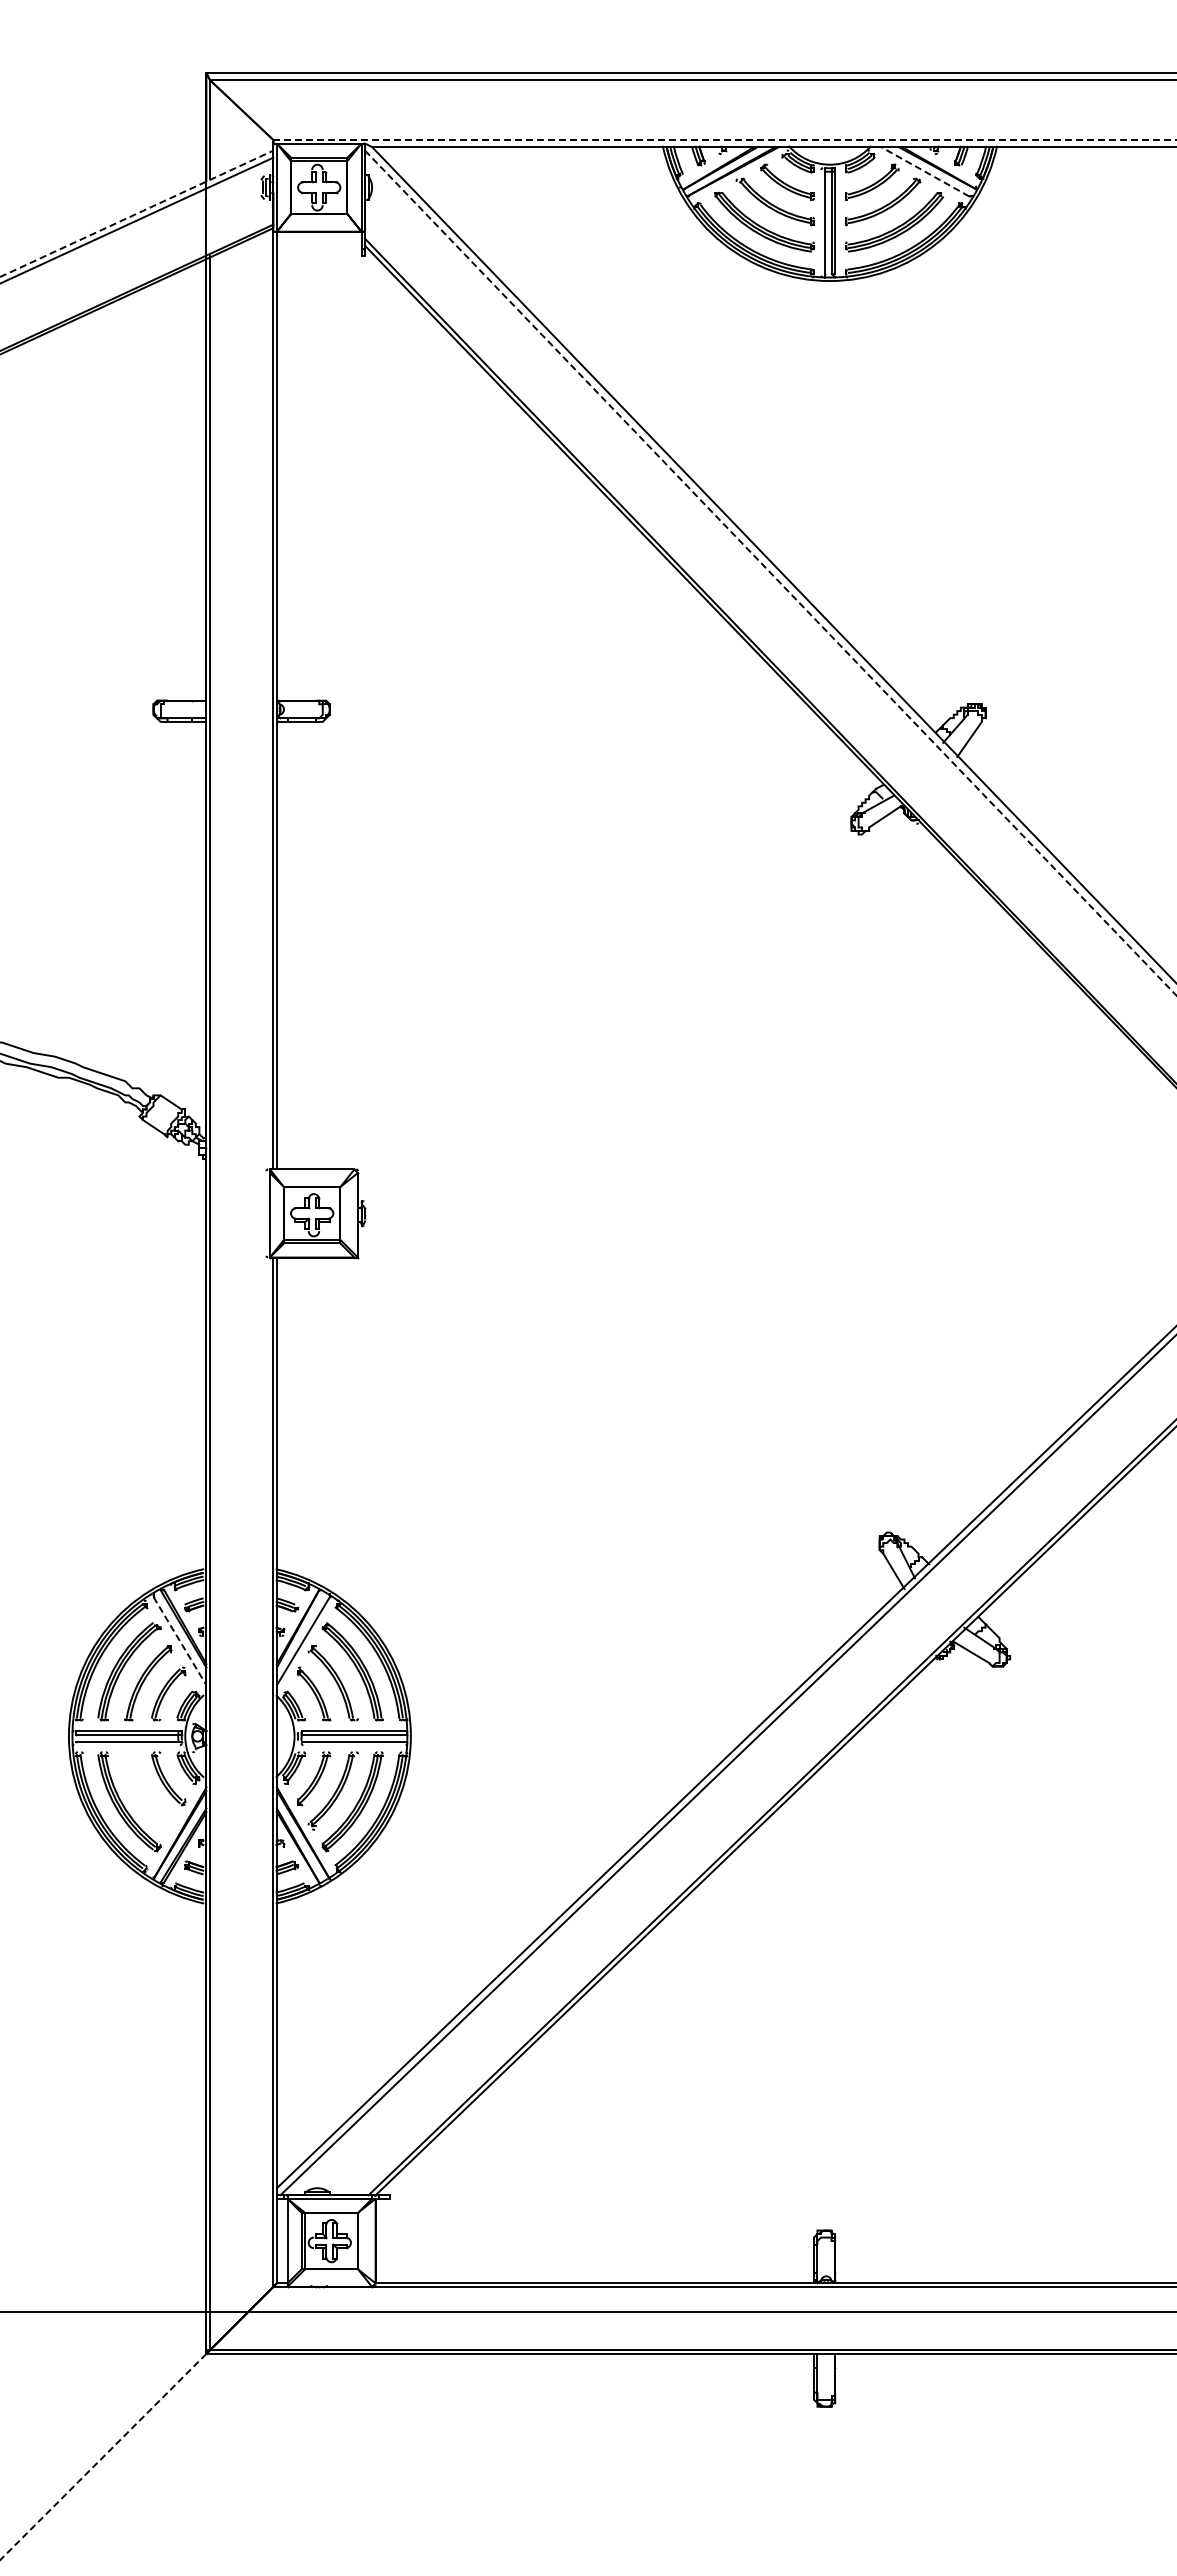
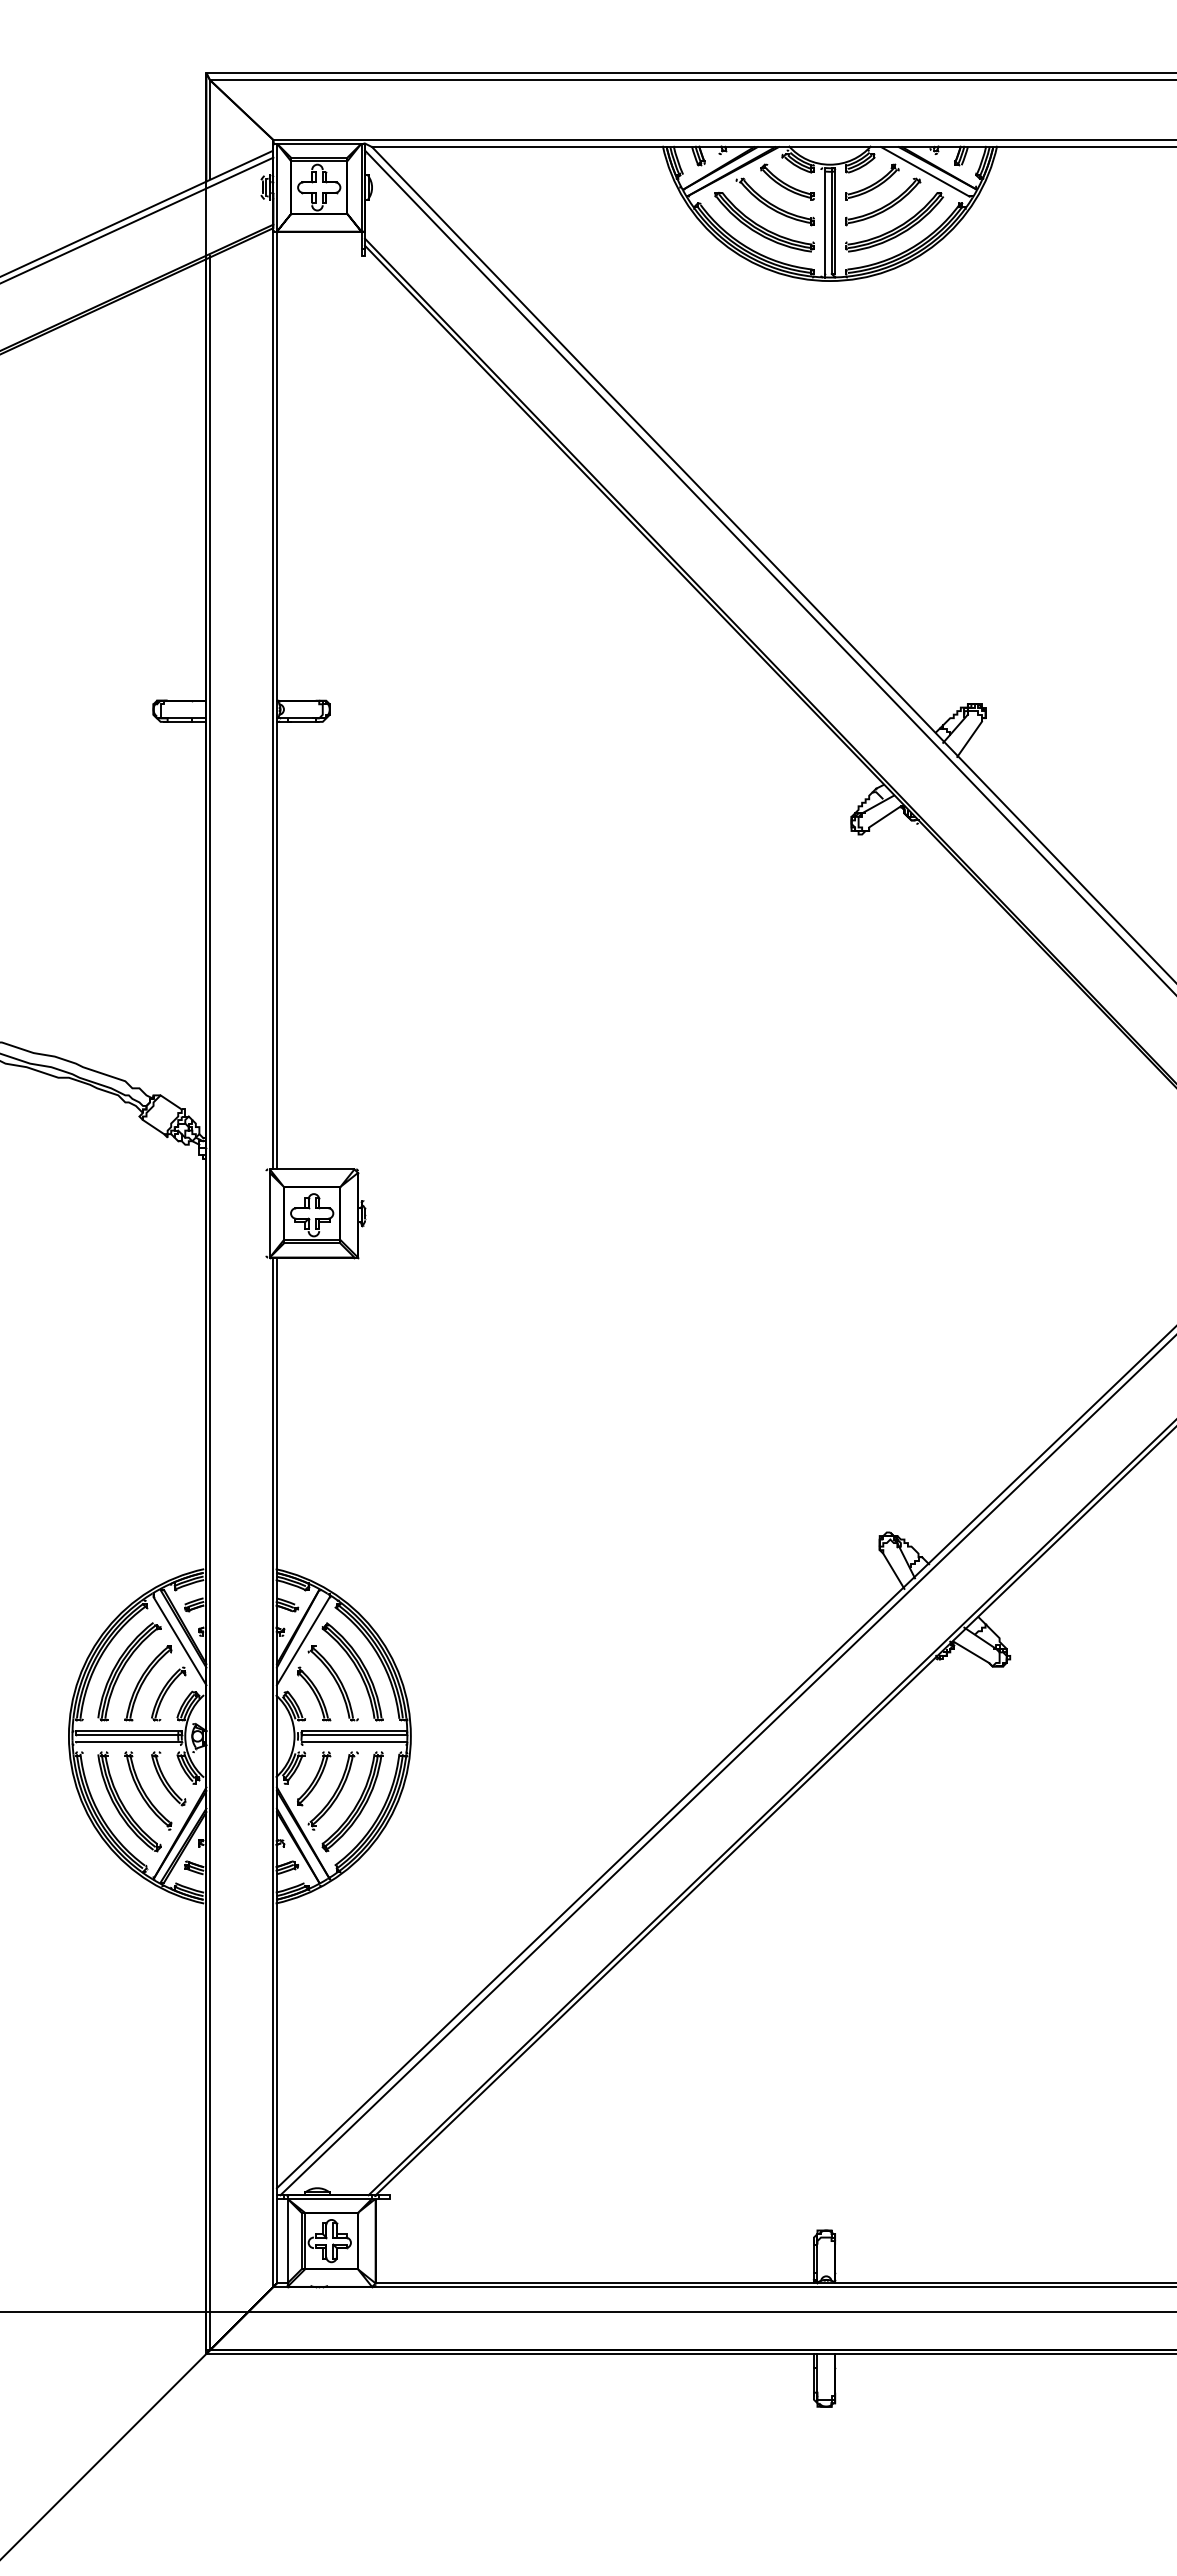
line: dashed -> solid (725, 140)
line: dashed -> solid (925, 171)
line: dashed -> solid (137, 213)
line: dashed -> solid (770, 573)
line: dashed -> solid (180, 1641)
part: none -> present (148, 1790)
line: dashed -> solid (103, 2457)
